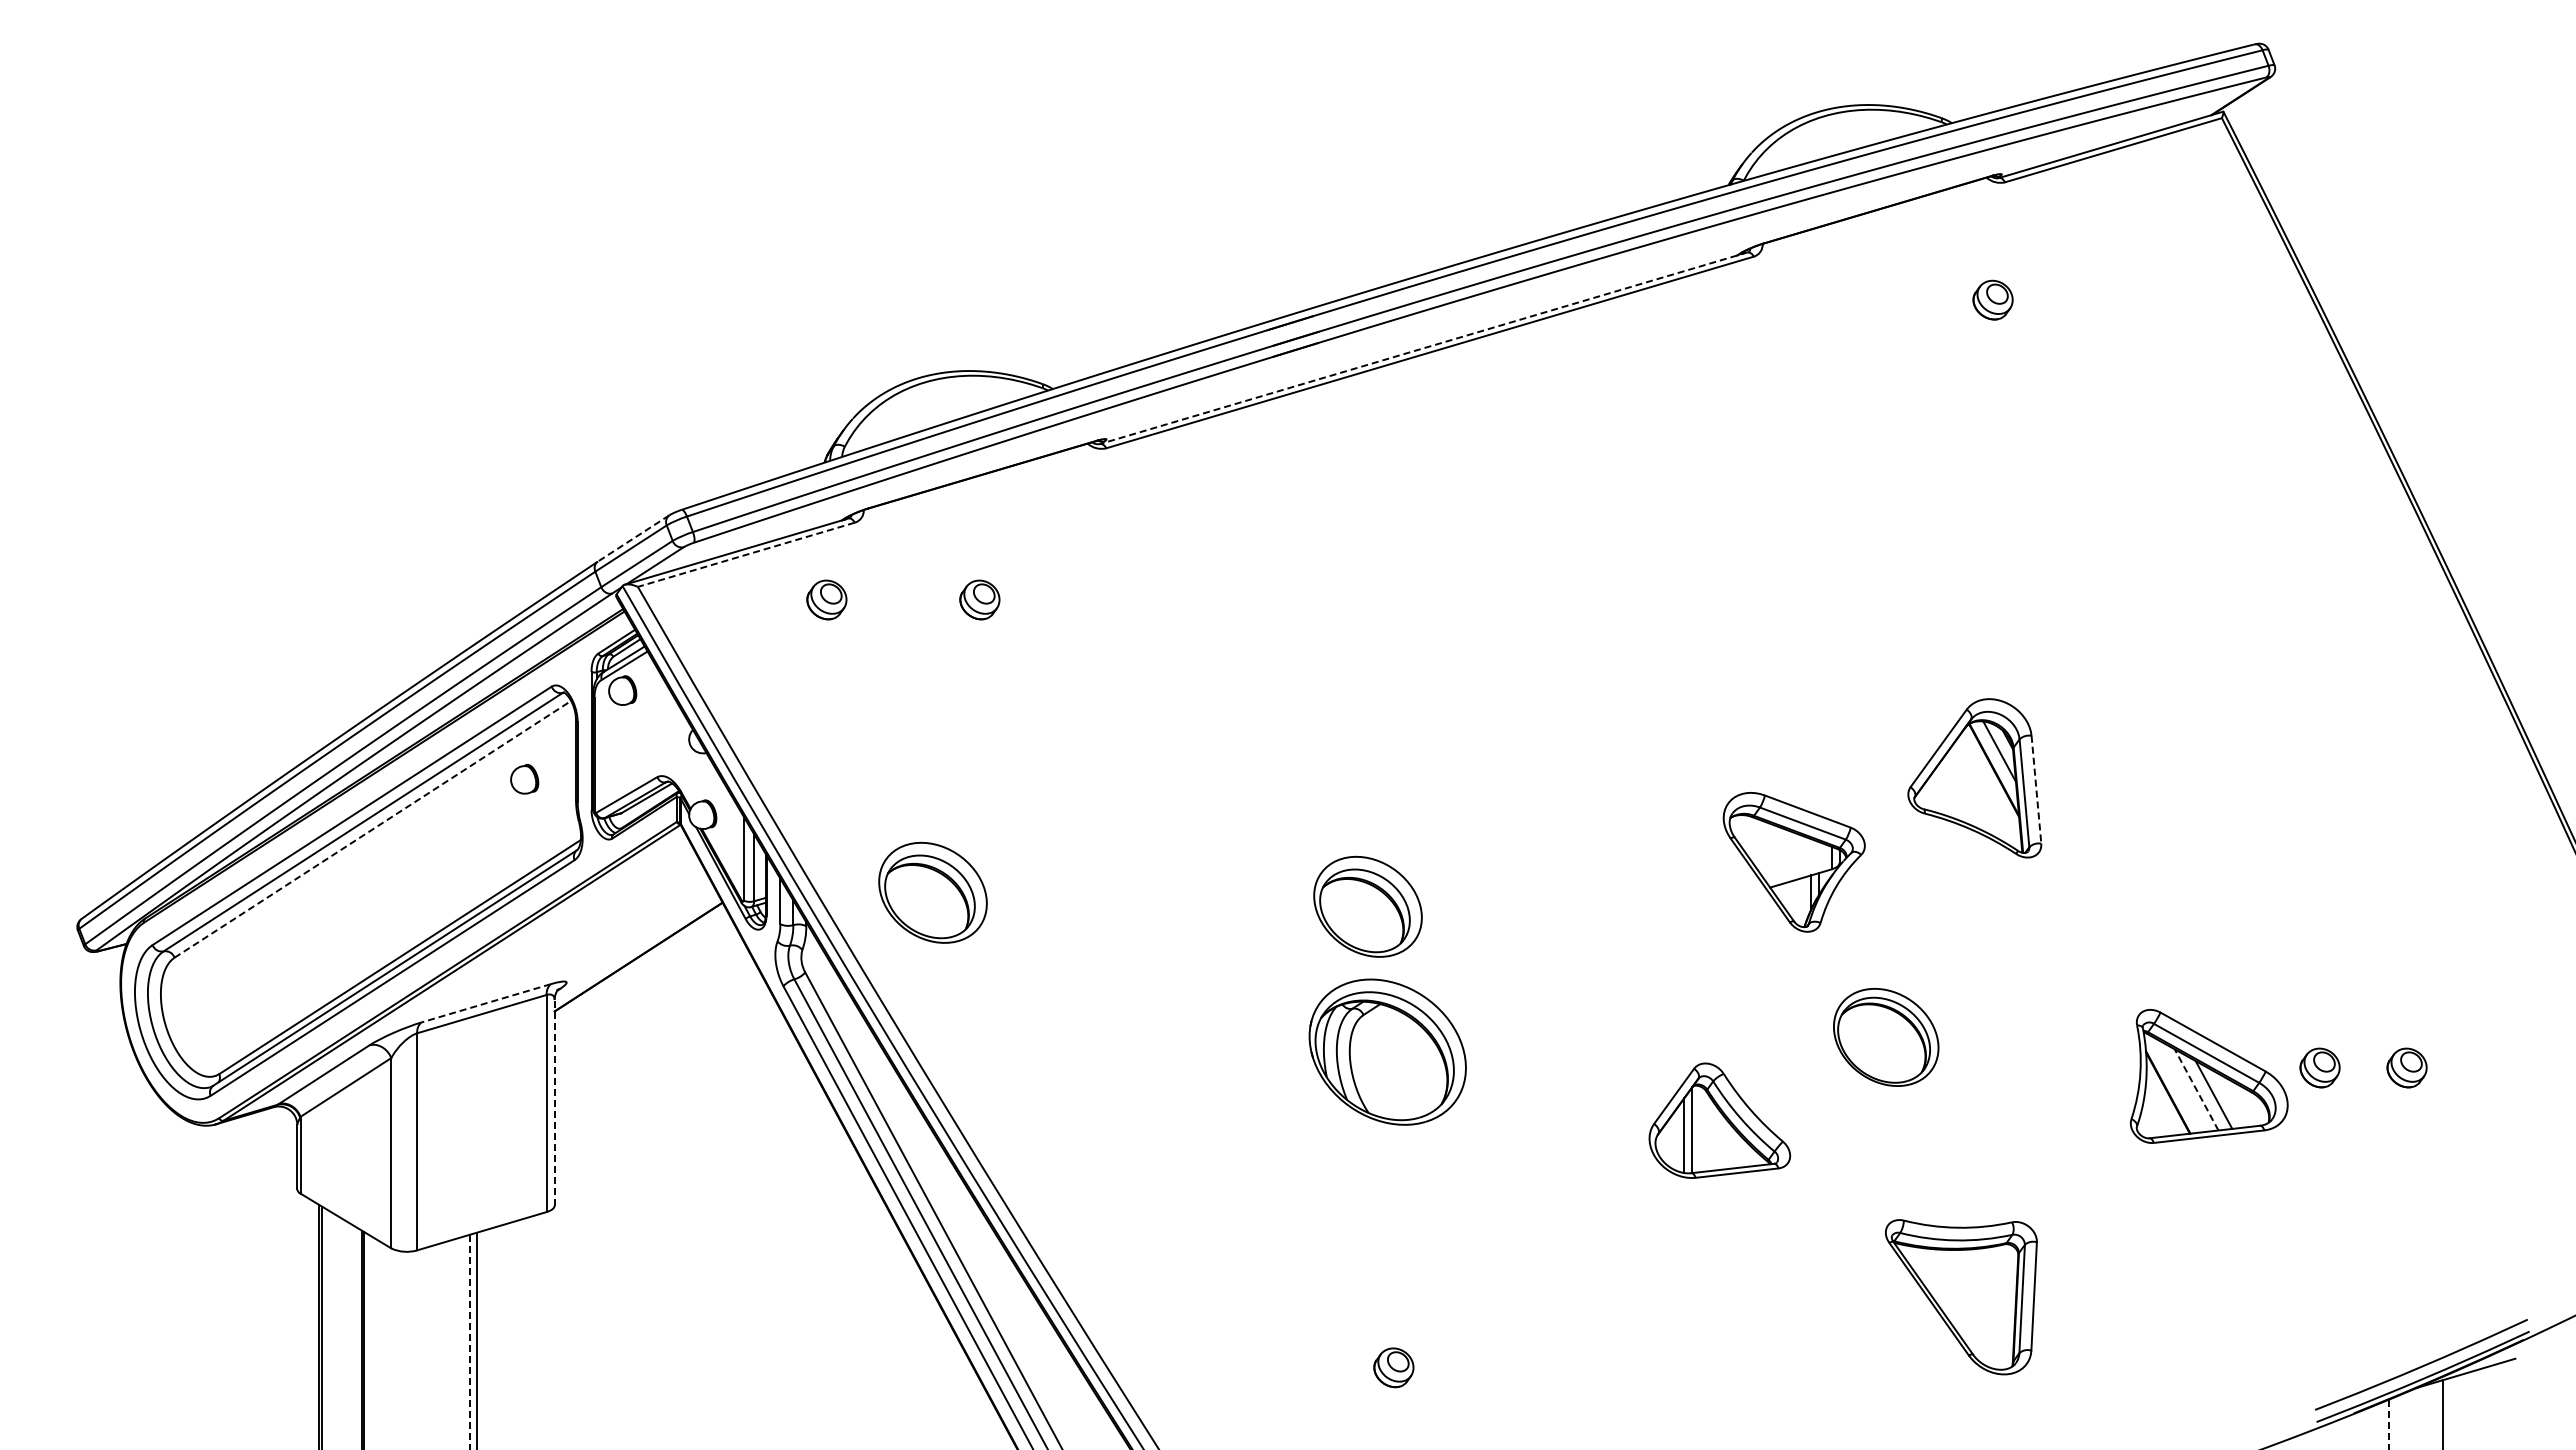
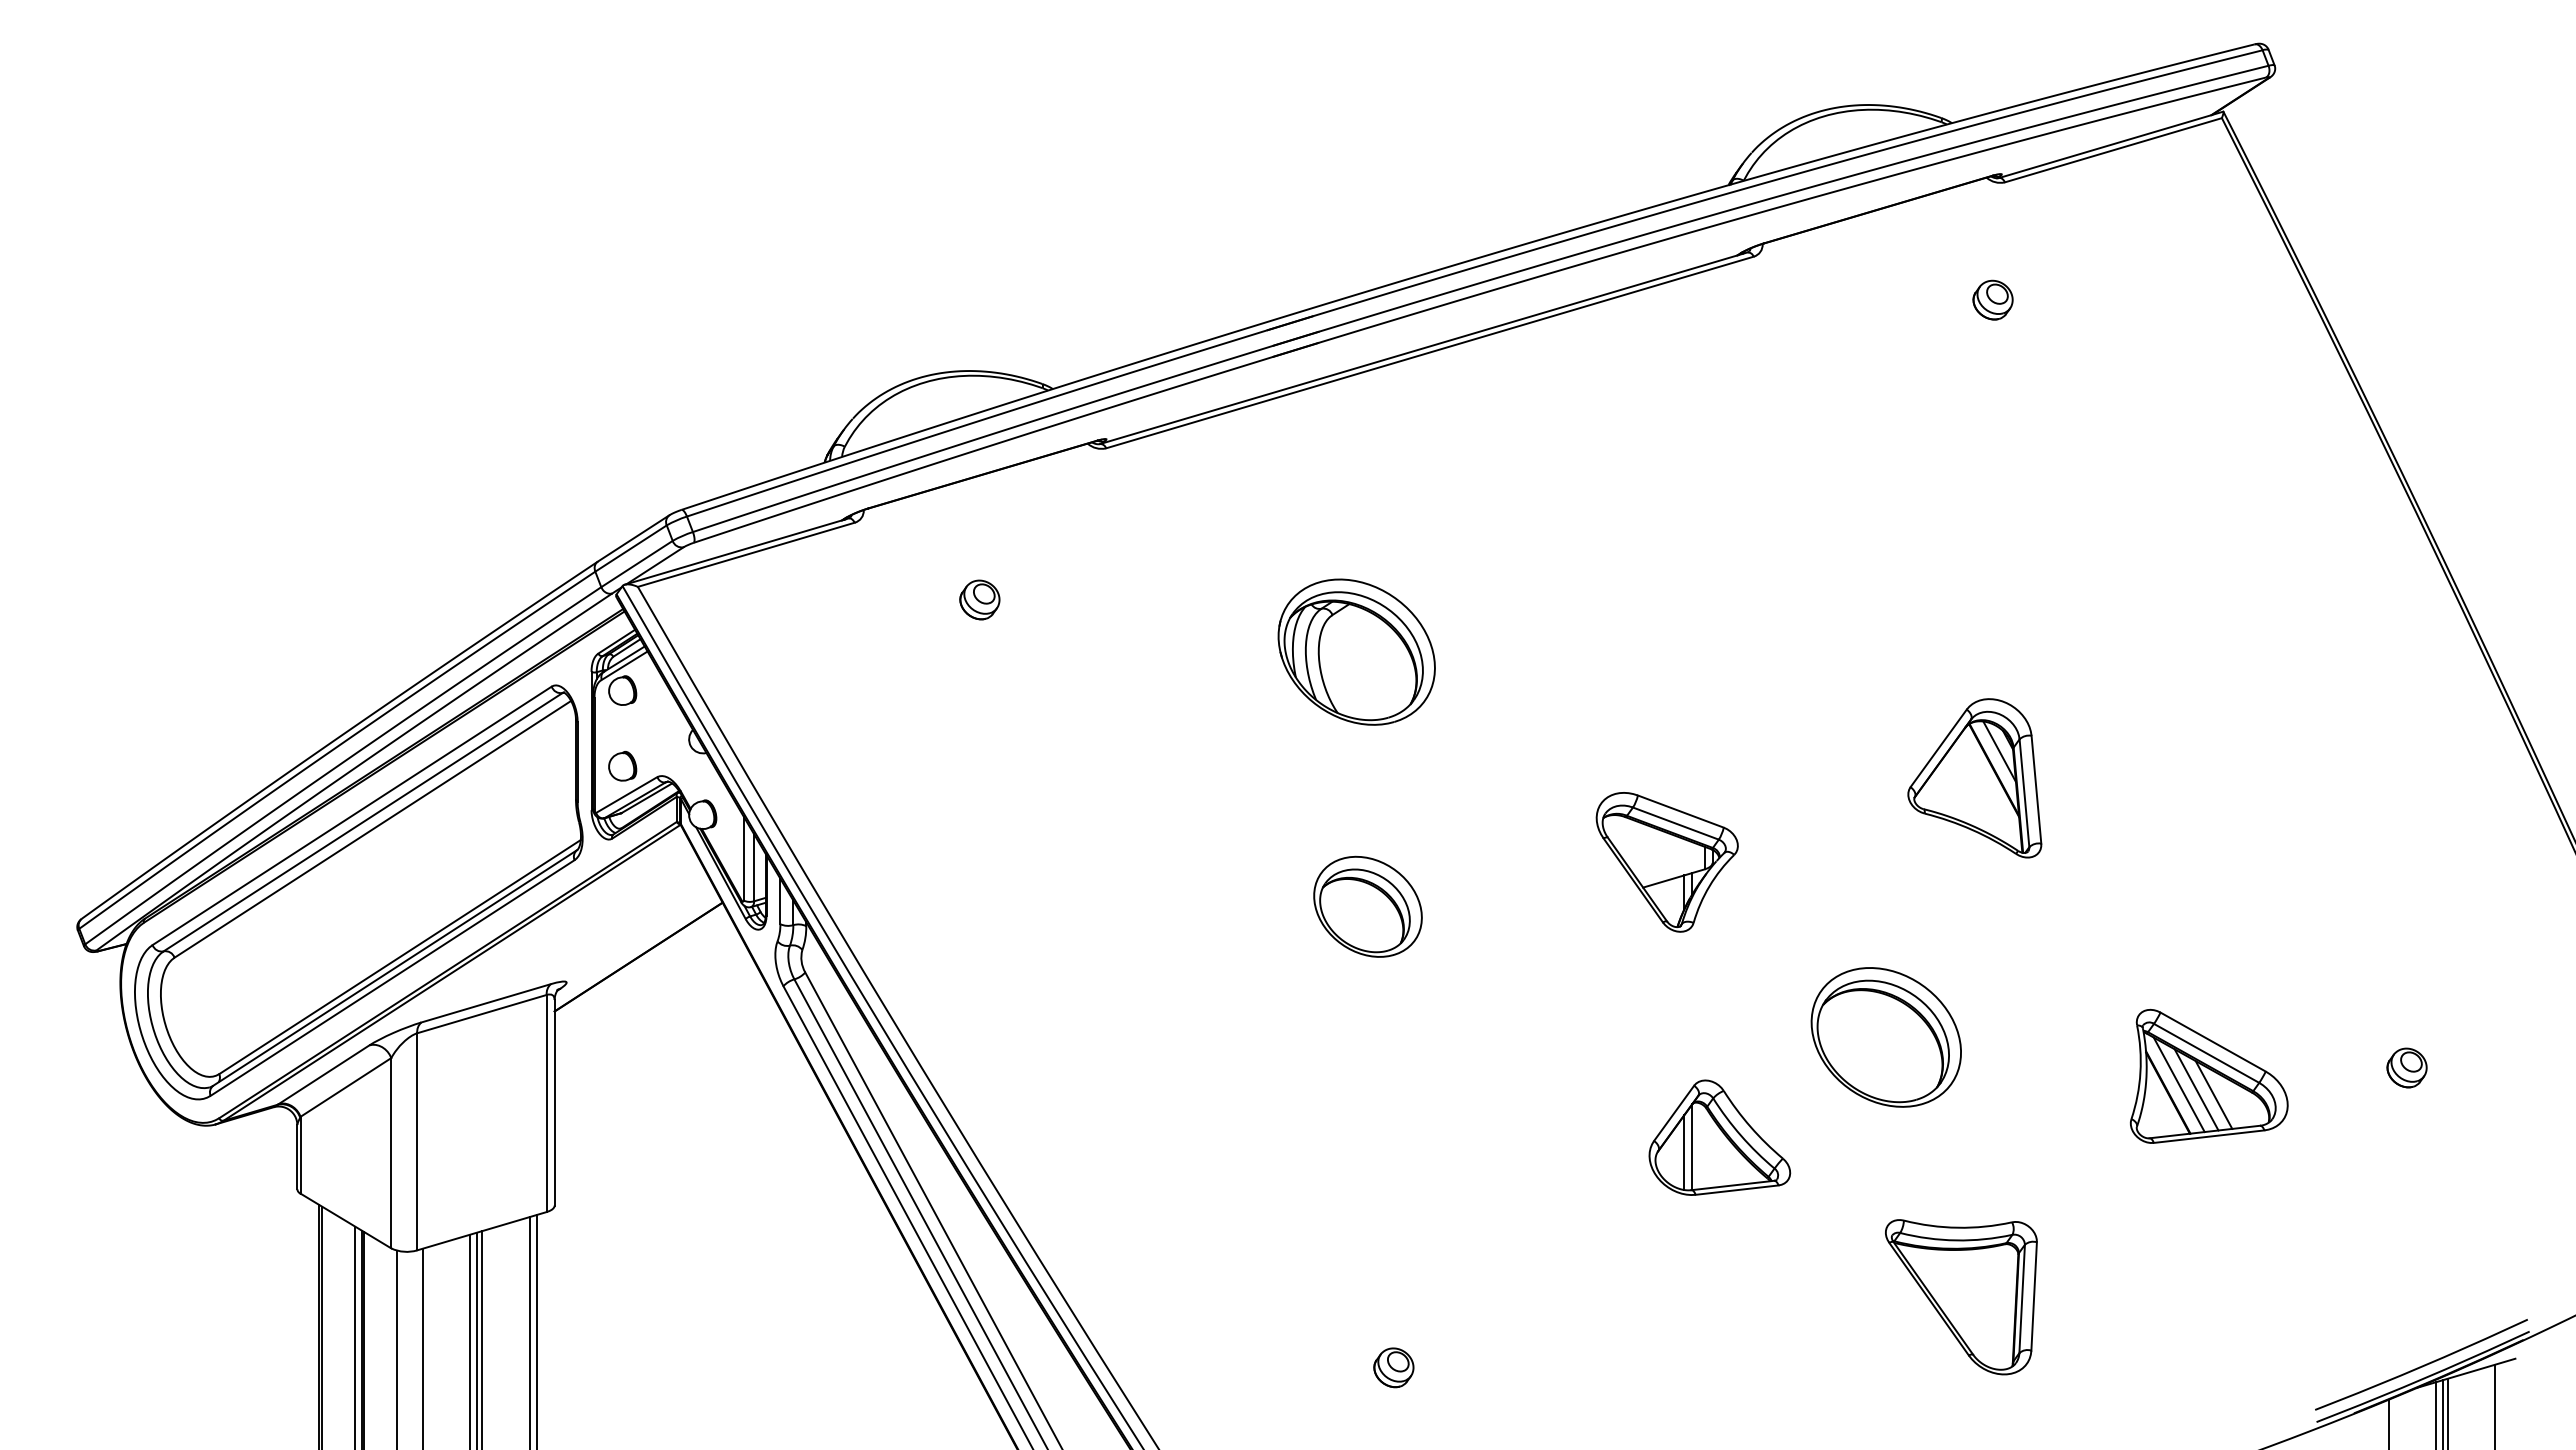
line: dashed -> solid (1423, 348)
line: dashed -> solid (633, 538)
line: dashed -> solid (745, 554)
part: present -> none (826, 599)
part position: (524, 779) -> (622, 766) (622, 766)
line: dashed -> solid (2036, 790)
line: dashed -> solid (373, 829)
part position: (1793, 862) -> (1666, 862) (1666, 862)
part: present -> none (932, 892)
line: dashed -> solid (486, 1003)
part size: 107x99 px -> 152x141 px (1885, 1037)
part position: (1387, 1051) -> (1356, 651) (1356, 651)
part: present -> none (2319, 1067)
line: none -> present (2178, 1084)
line: dashed -> solid (2196, 1089)
line: dashed -> solid (554, 1102)
part position: (1719, 1120) -> (1719, 1137) (1719, 1137)
line: none -> present (537, 1330)
line: none -> present (529, 1331)
line: none -> present (355, 1336)
line: none -> present (482, 1338)
line: dashed -> solid (470, 1342)
line: none -> present (422, 1347)
line: none -> present (396, 1348)
line: none -> present (2495, 1405)
line: none -> present (2447, 1412)
line: none -> present (2435, 1414)
line: dashed -> solid (2388, 1424)
